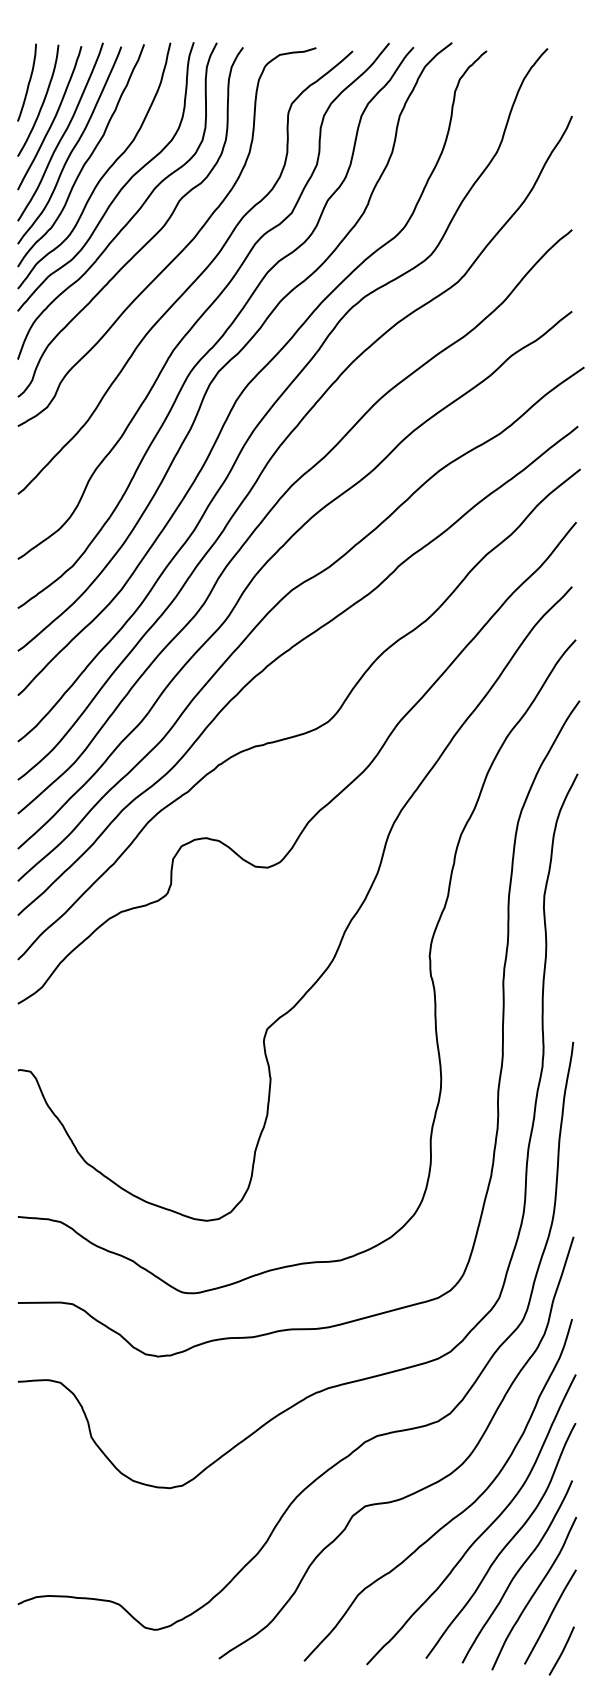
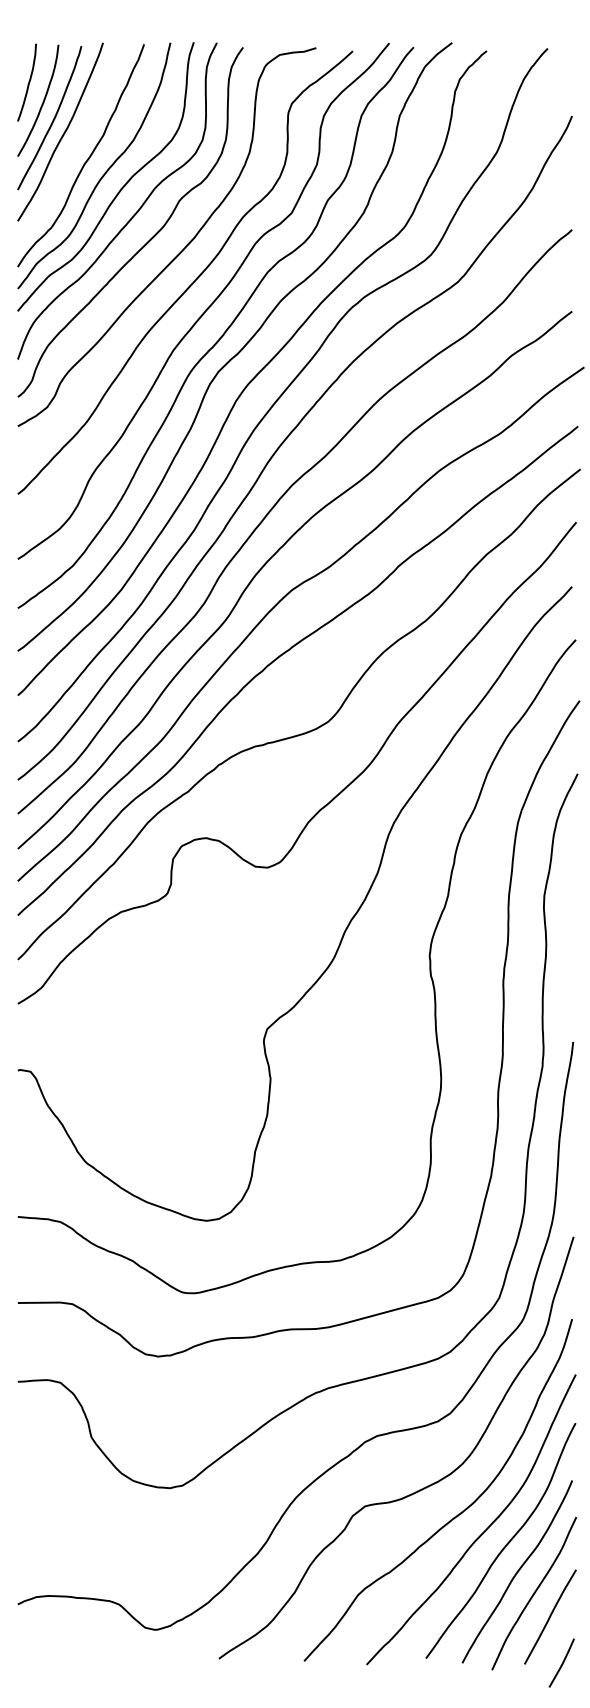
curve: present -> none (73, 146)
line position: (562, 1650) -> (562, 1662) (562, 1662)
